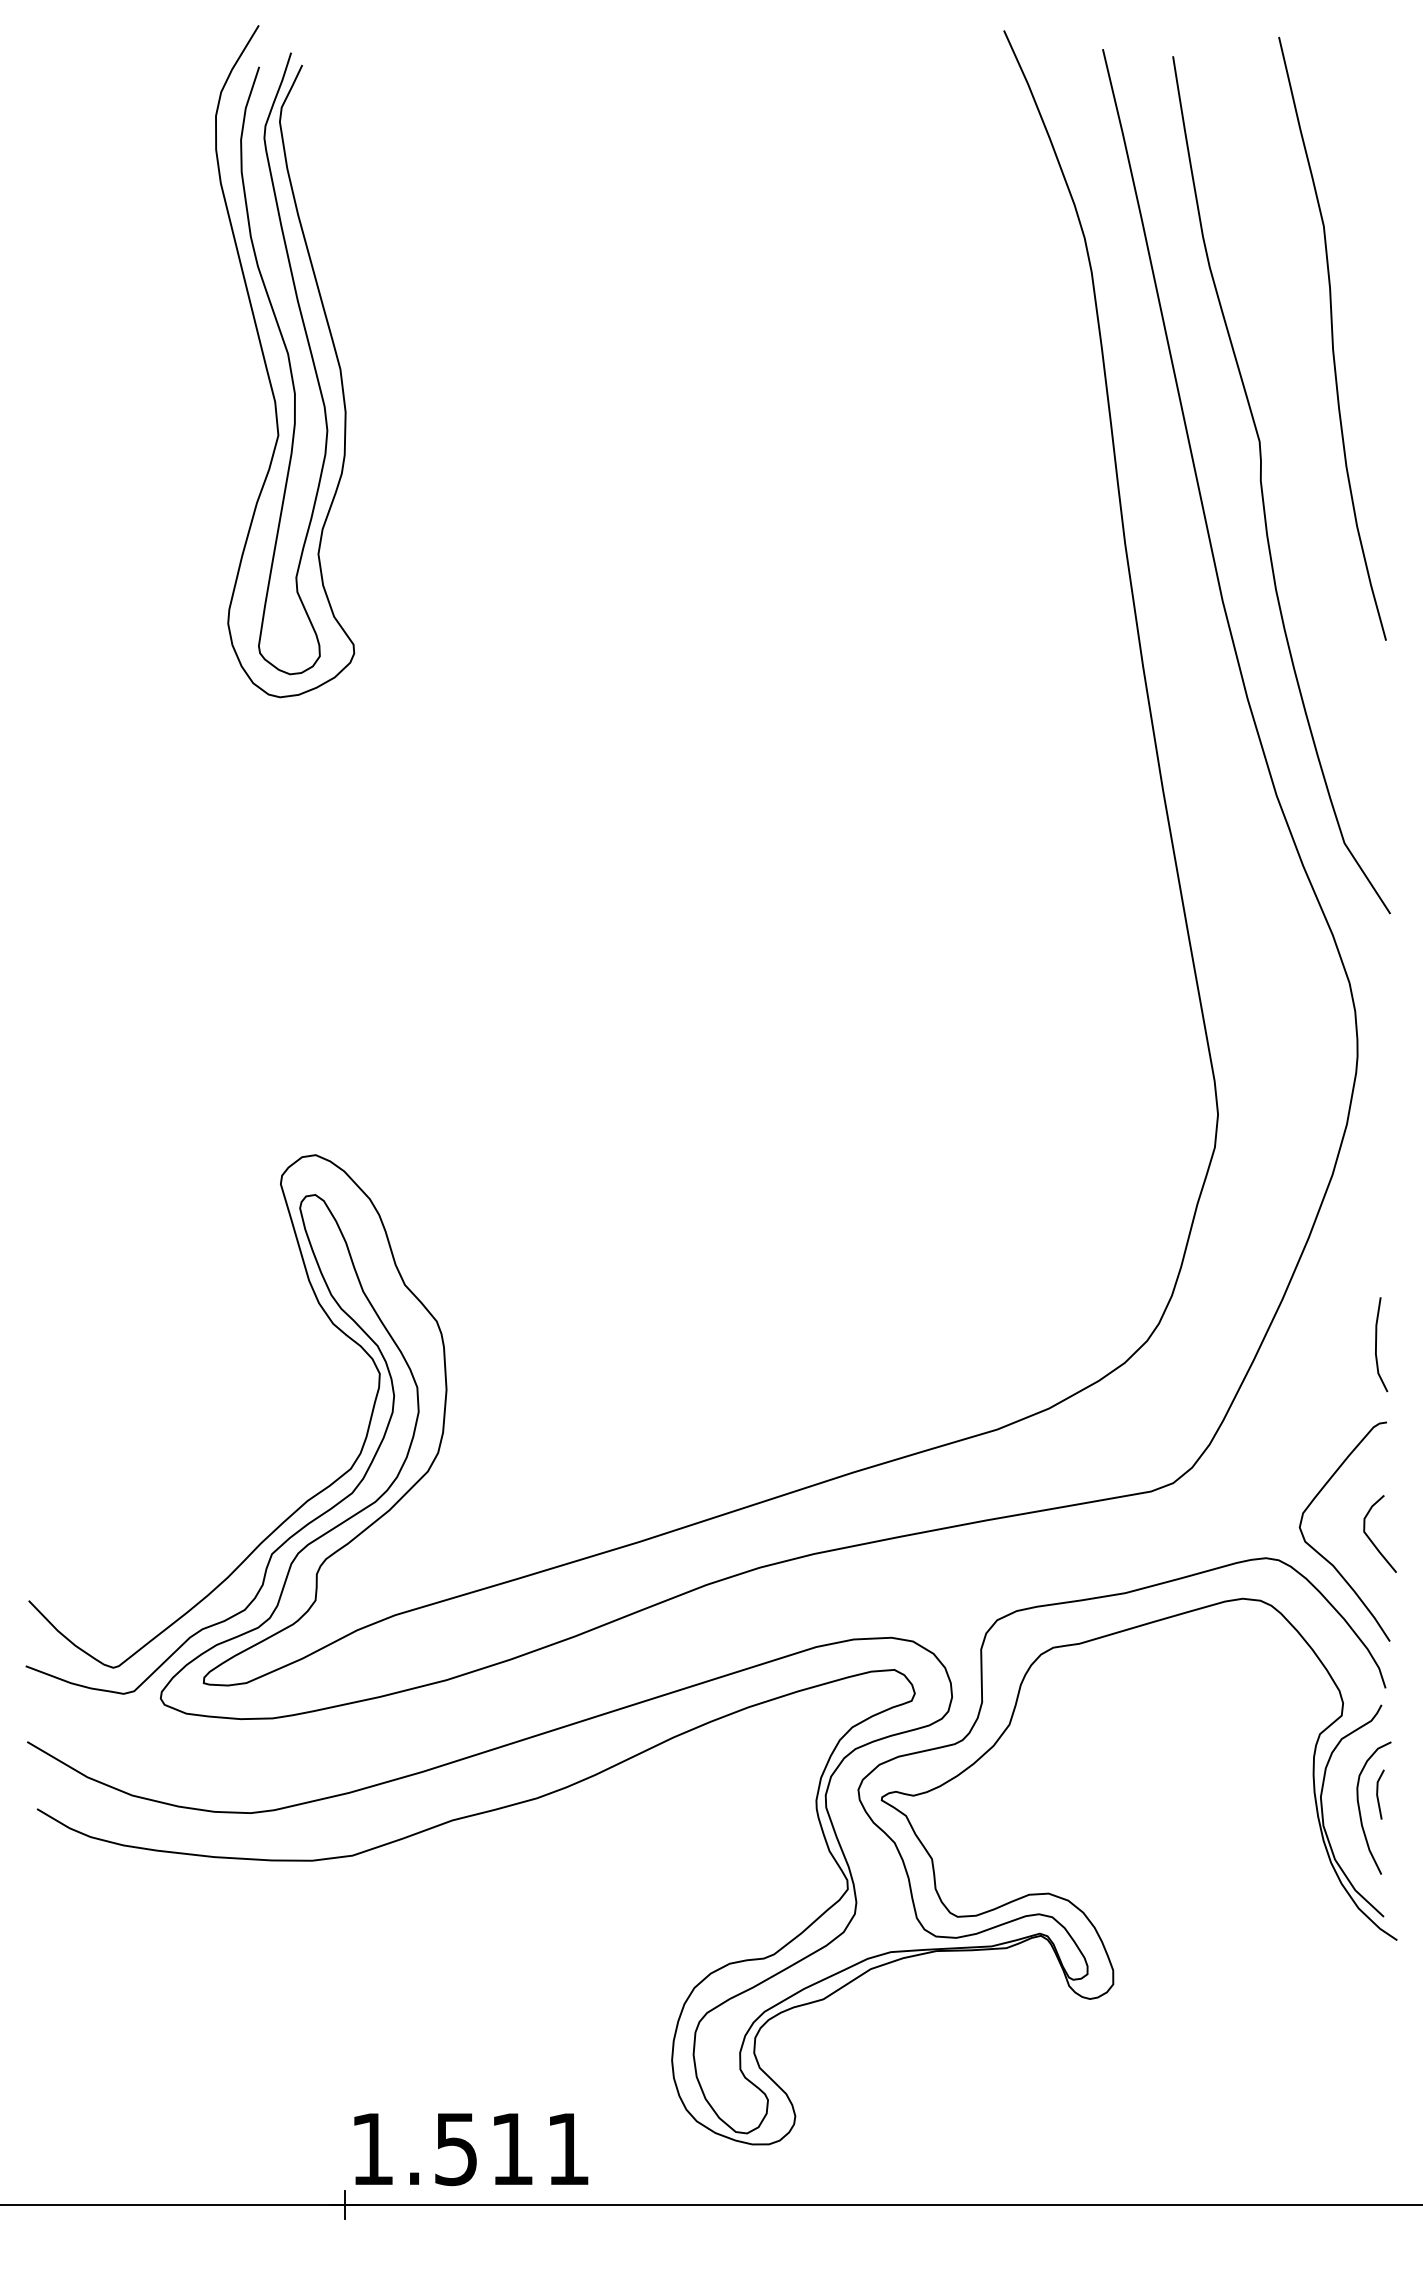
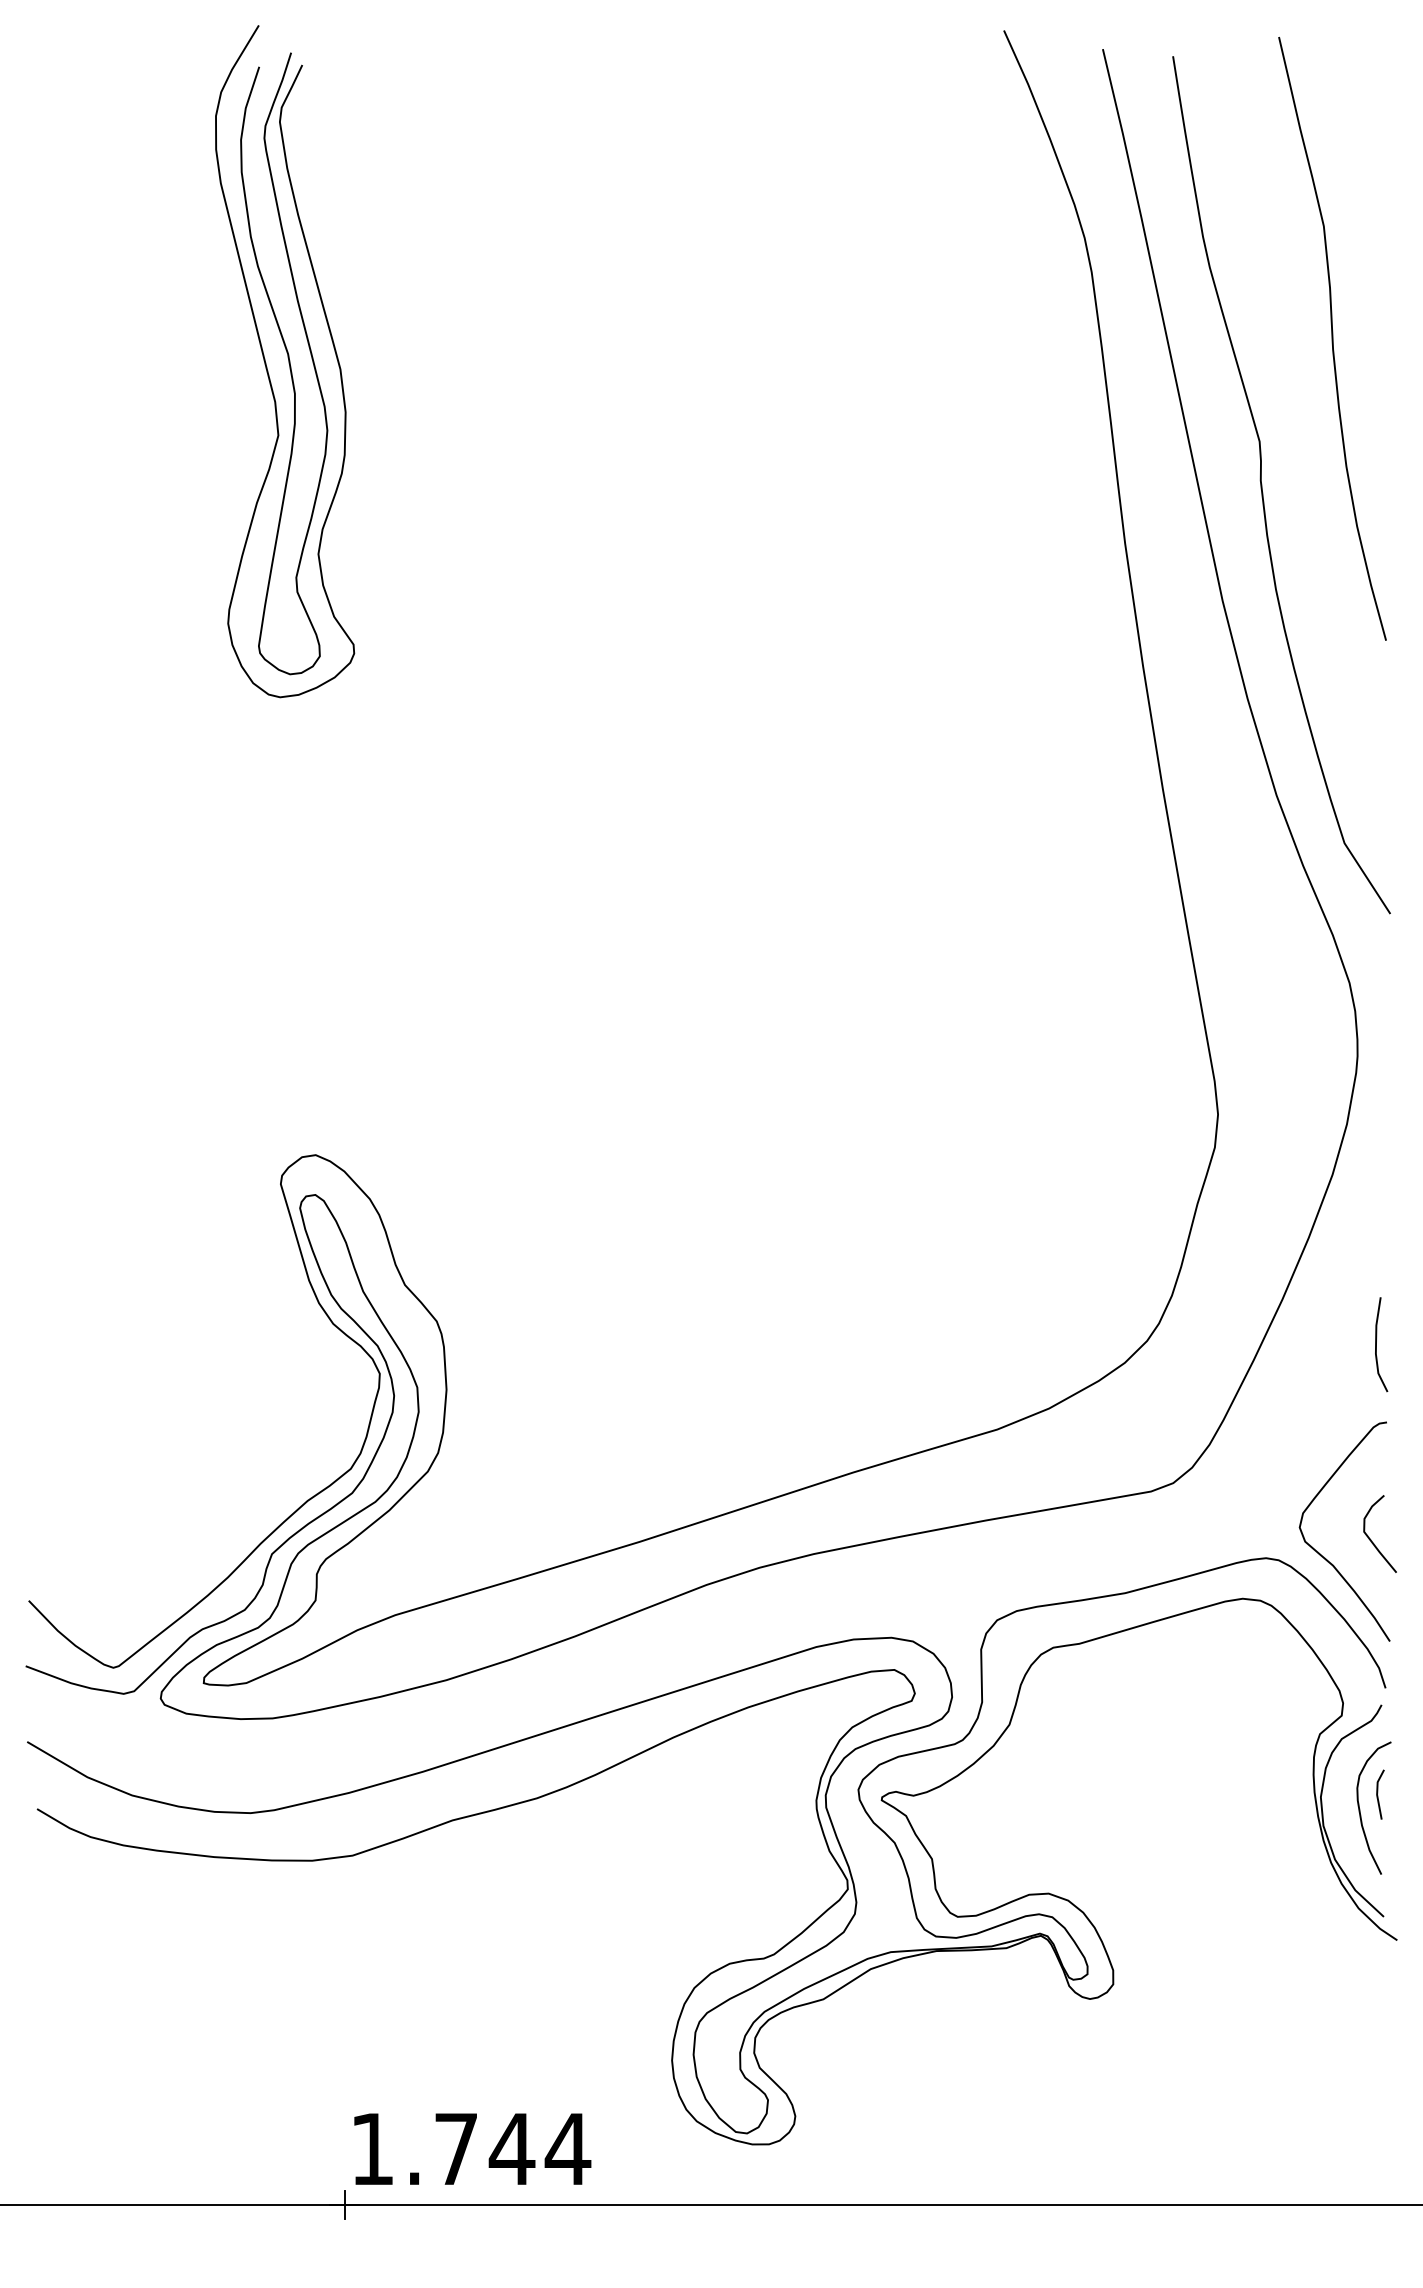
text: 1.511 -> 1.744 (513, 2149)
